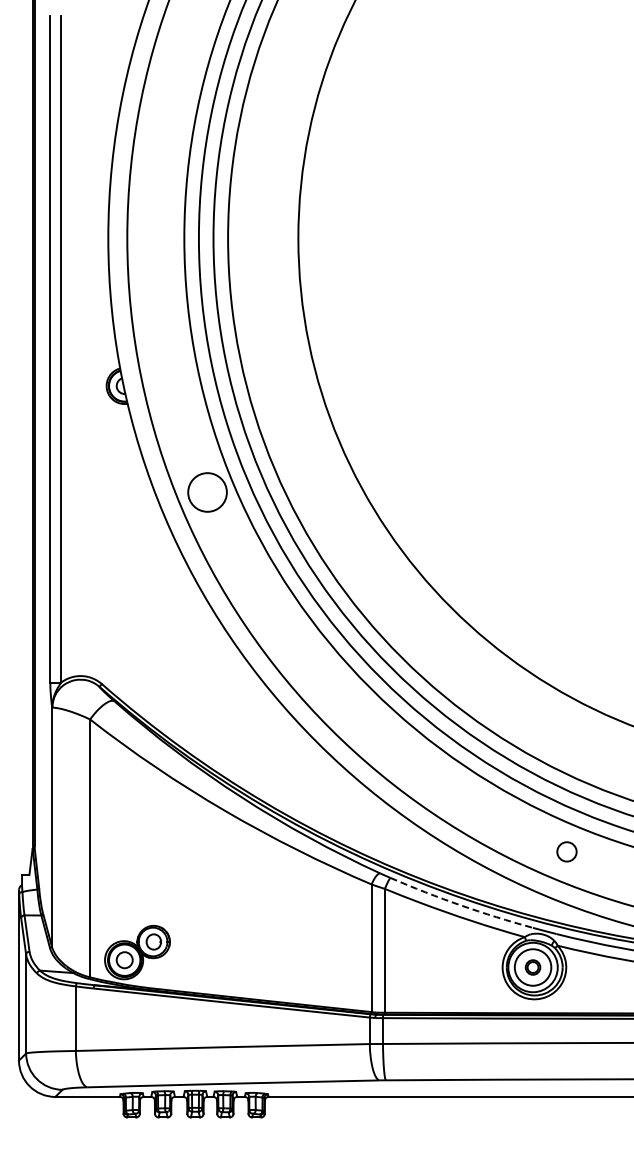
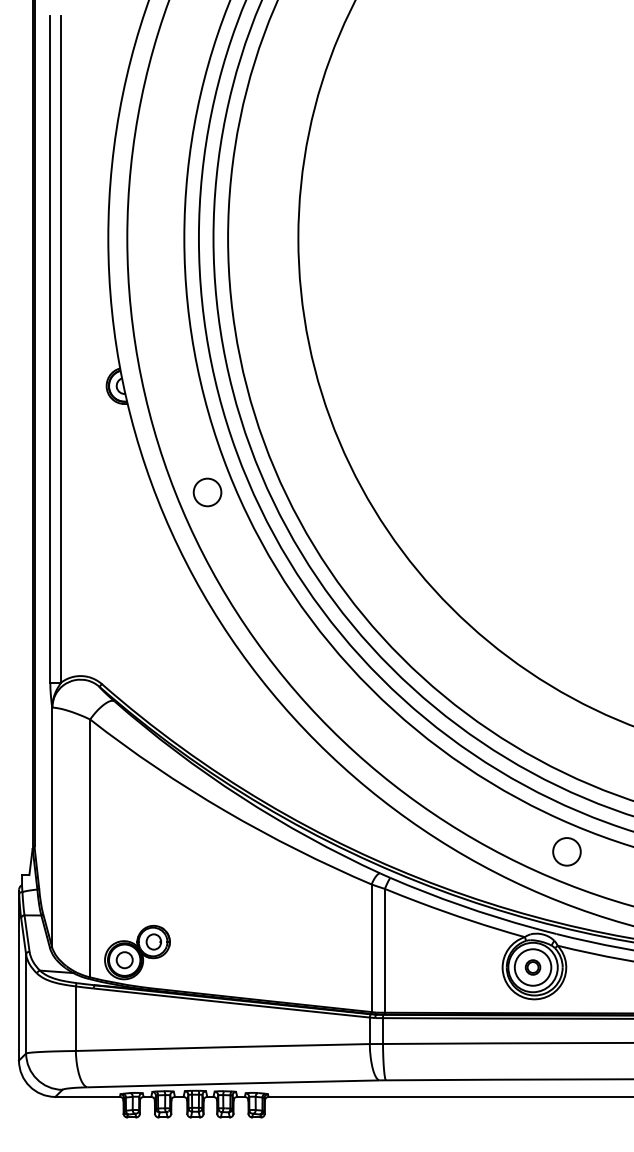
circle diameter: 39 px -> 28 px (207, 492)
circle size: 22x22 px -> 30x30 px (566, 851)
arc: dashed -> solid (460, 905)
